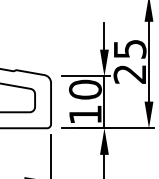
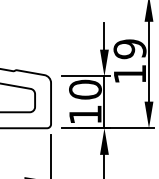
text: 25 -> 19 (129, 61)
